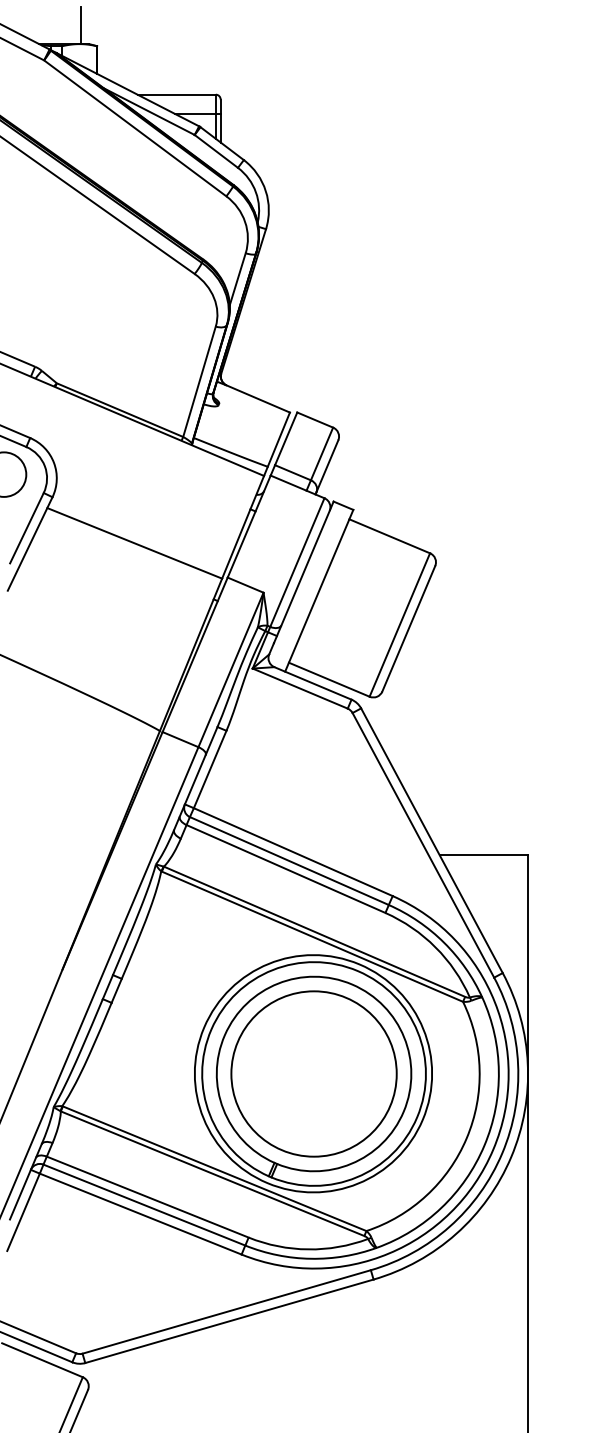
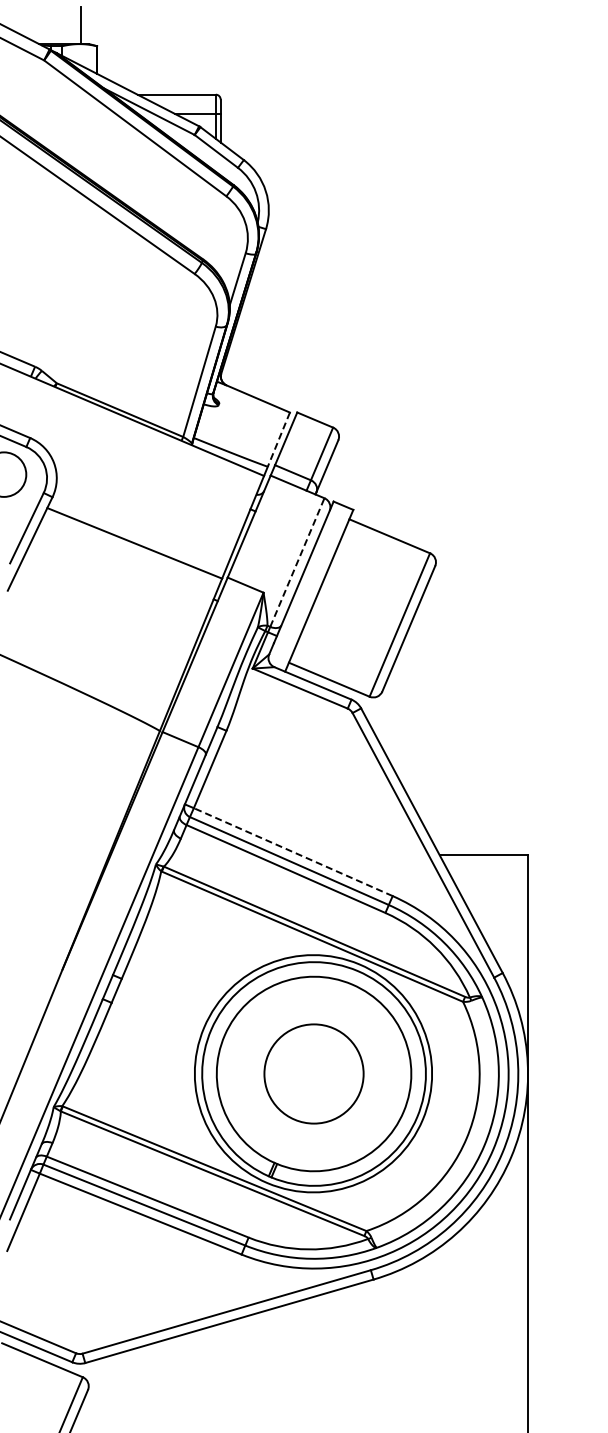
line: solid -> dashed (278, 440)
line: solid -> dashed (297, 562)
line: solid -> dashed (293, 852)
circle size: 168x168 px -> 102x102 px (313, 1073)
